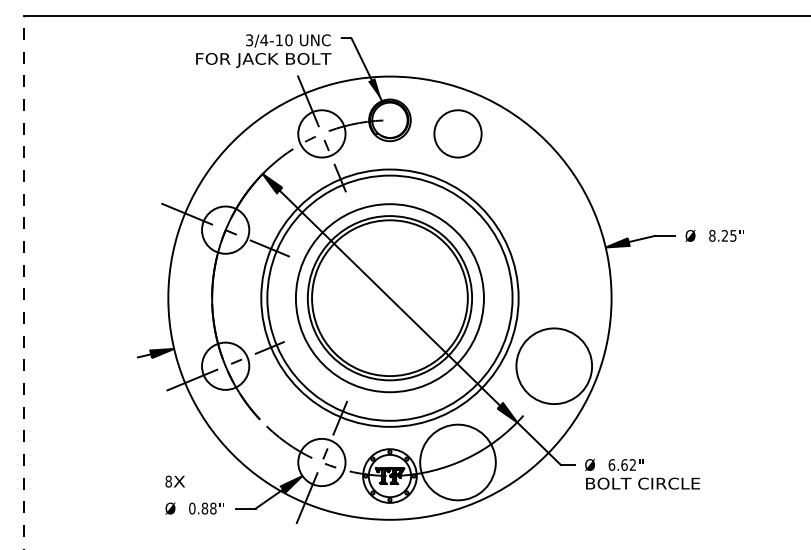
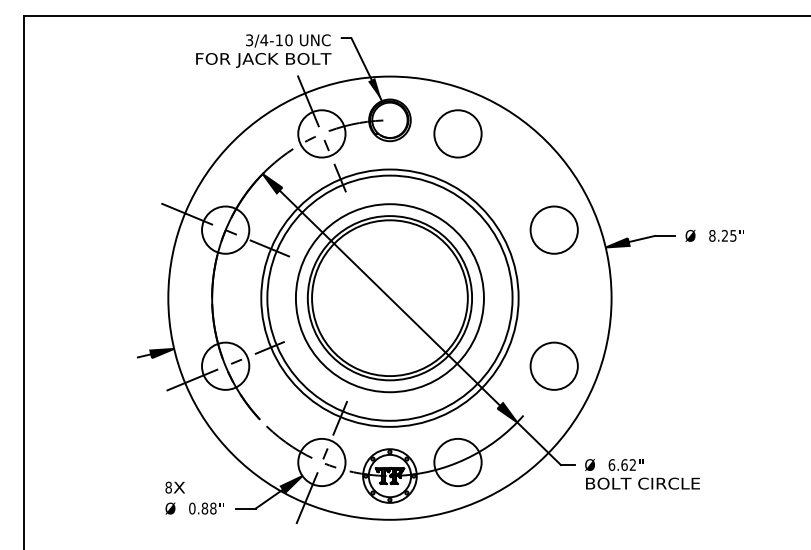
circle: none -> present (553, 229)
line: dashed -> solid (24, 283)
circle diameter: 76 px -> 47 px (553, 365)
circle diameter: 76 px -> 47 px (457, 462)
text position: (174, 481) -> (174, 487) (174, 487)
